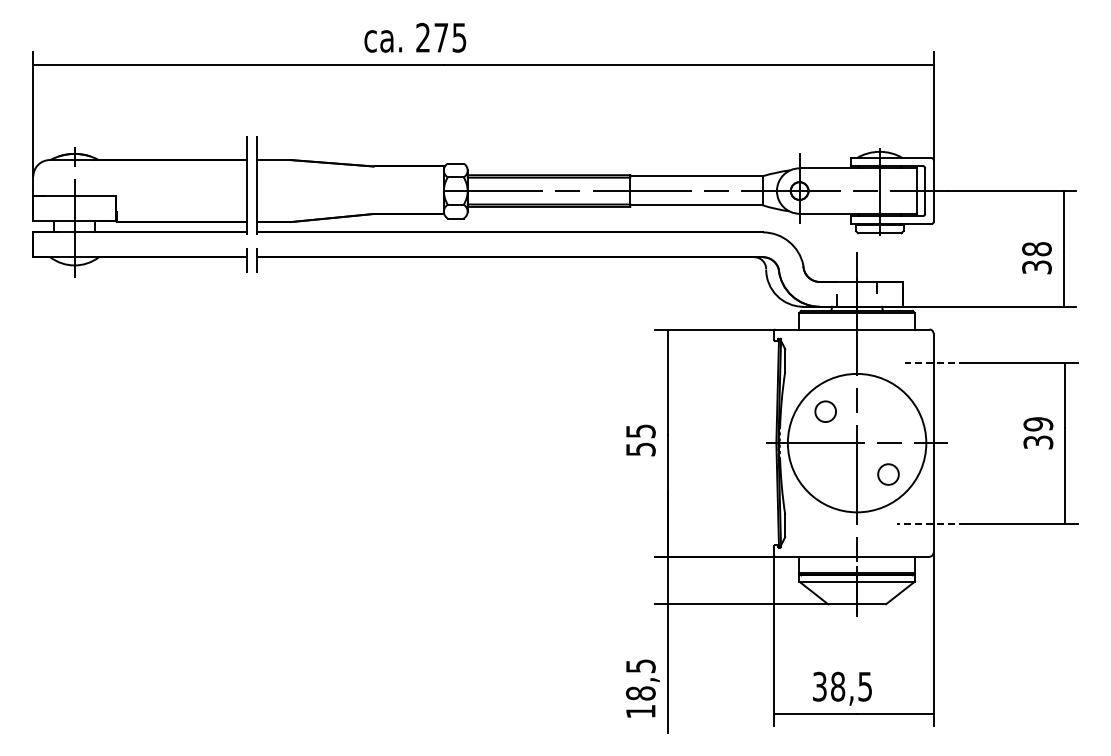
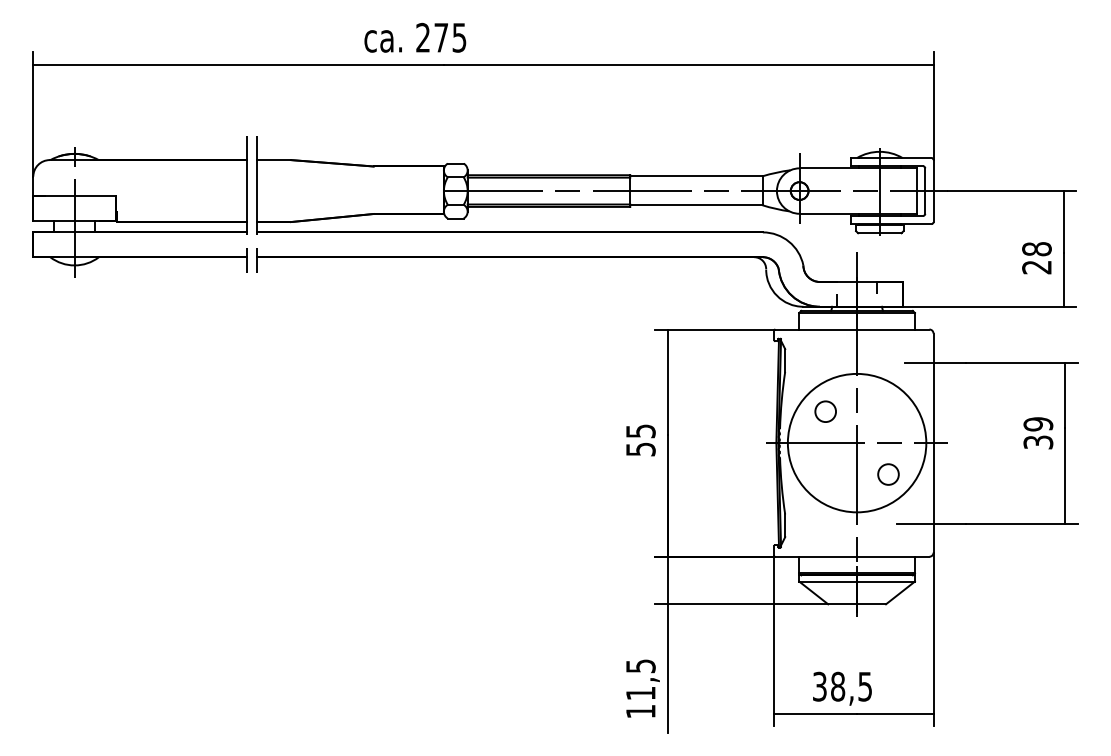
text: 38 -> 28 (1036, 267)
line: dashed -> solid (935, 362)
line: dashed -> solid (931, 523)
text: 18,5 -> 11,5 (640, 693)
